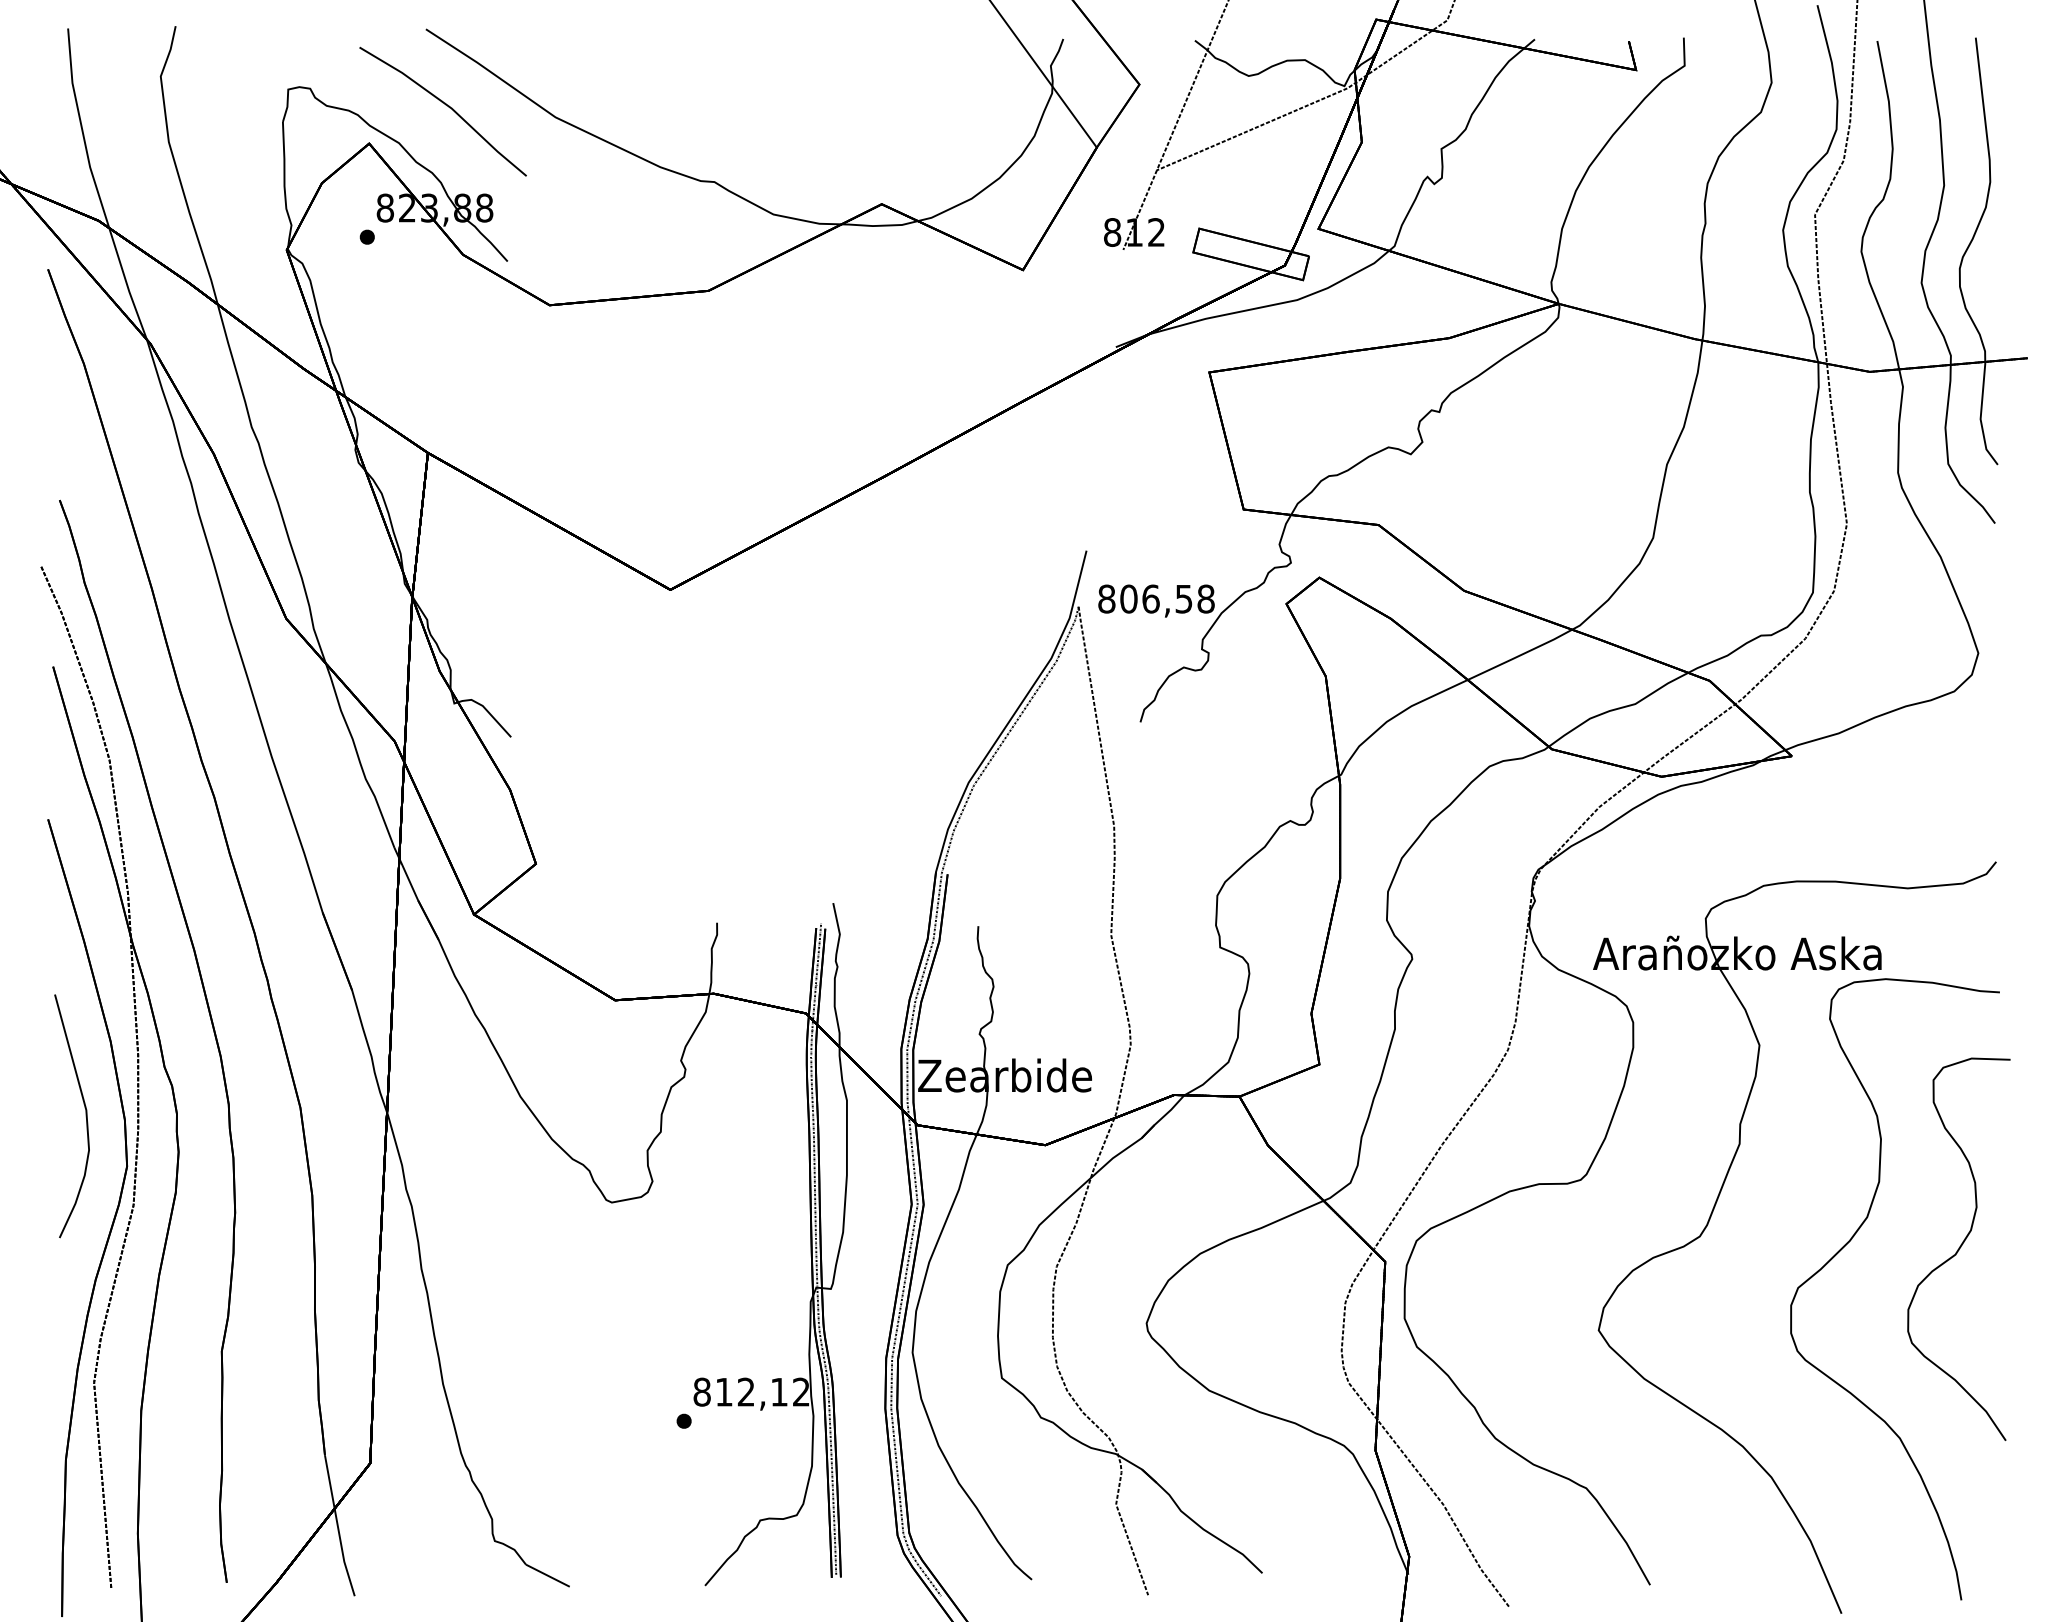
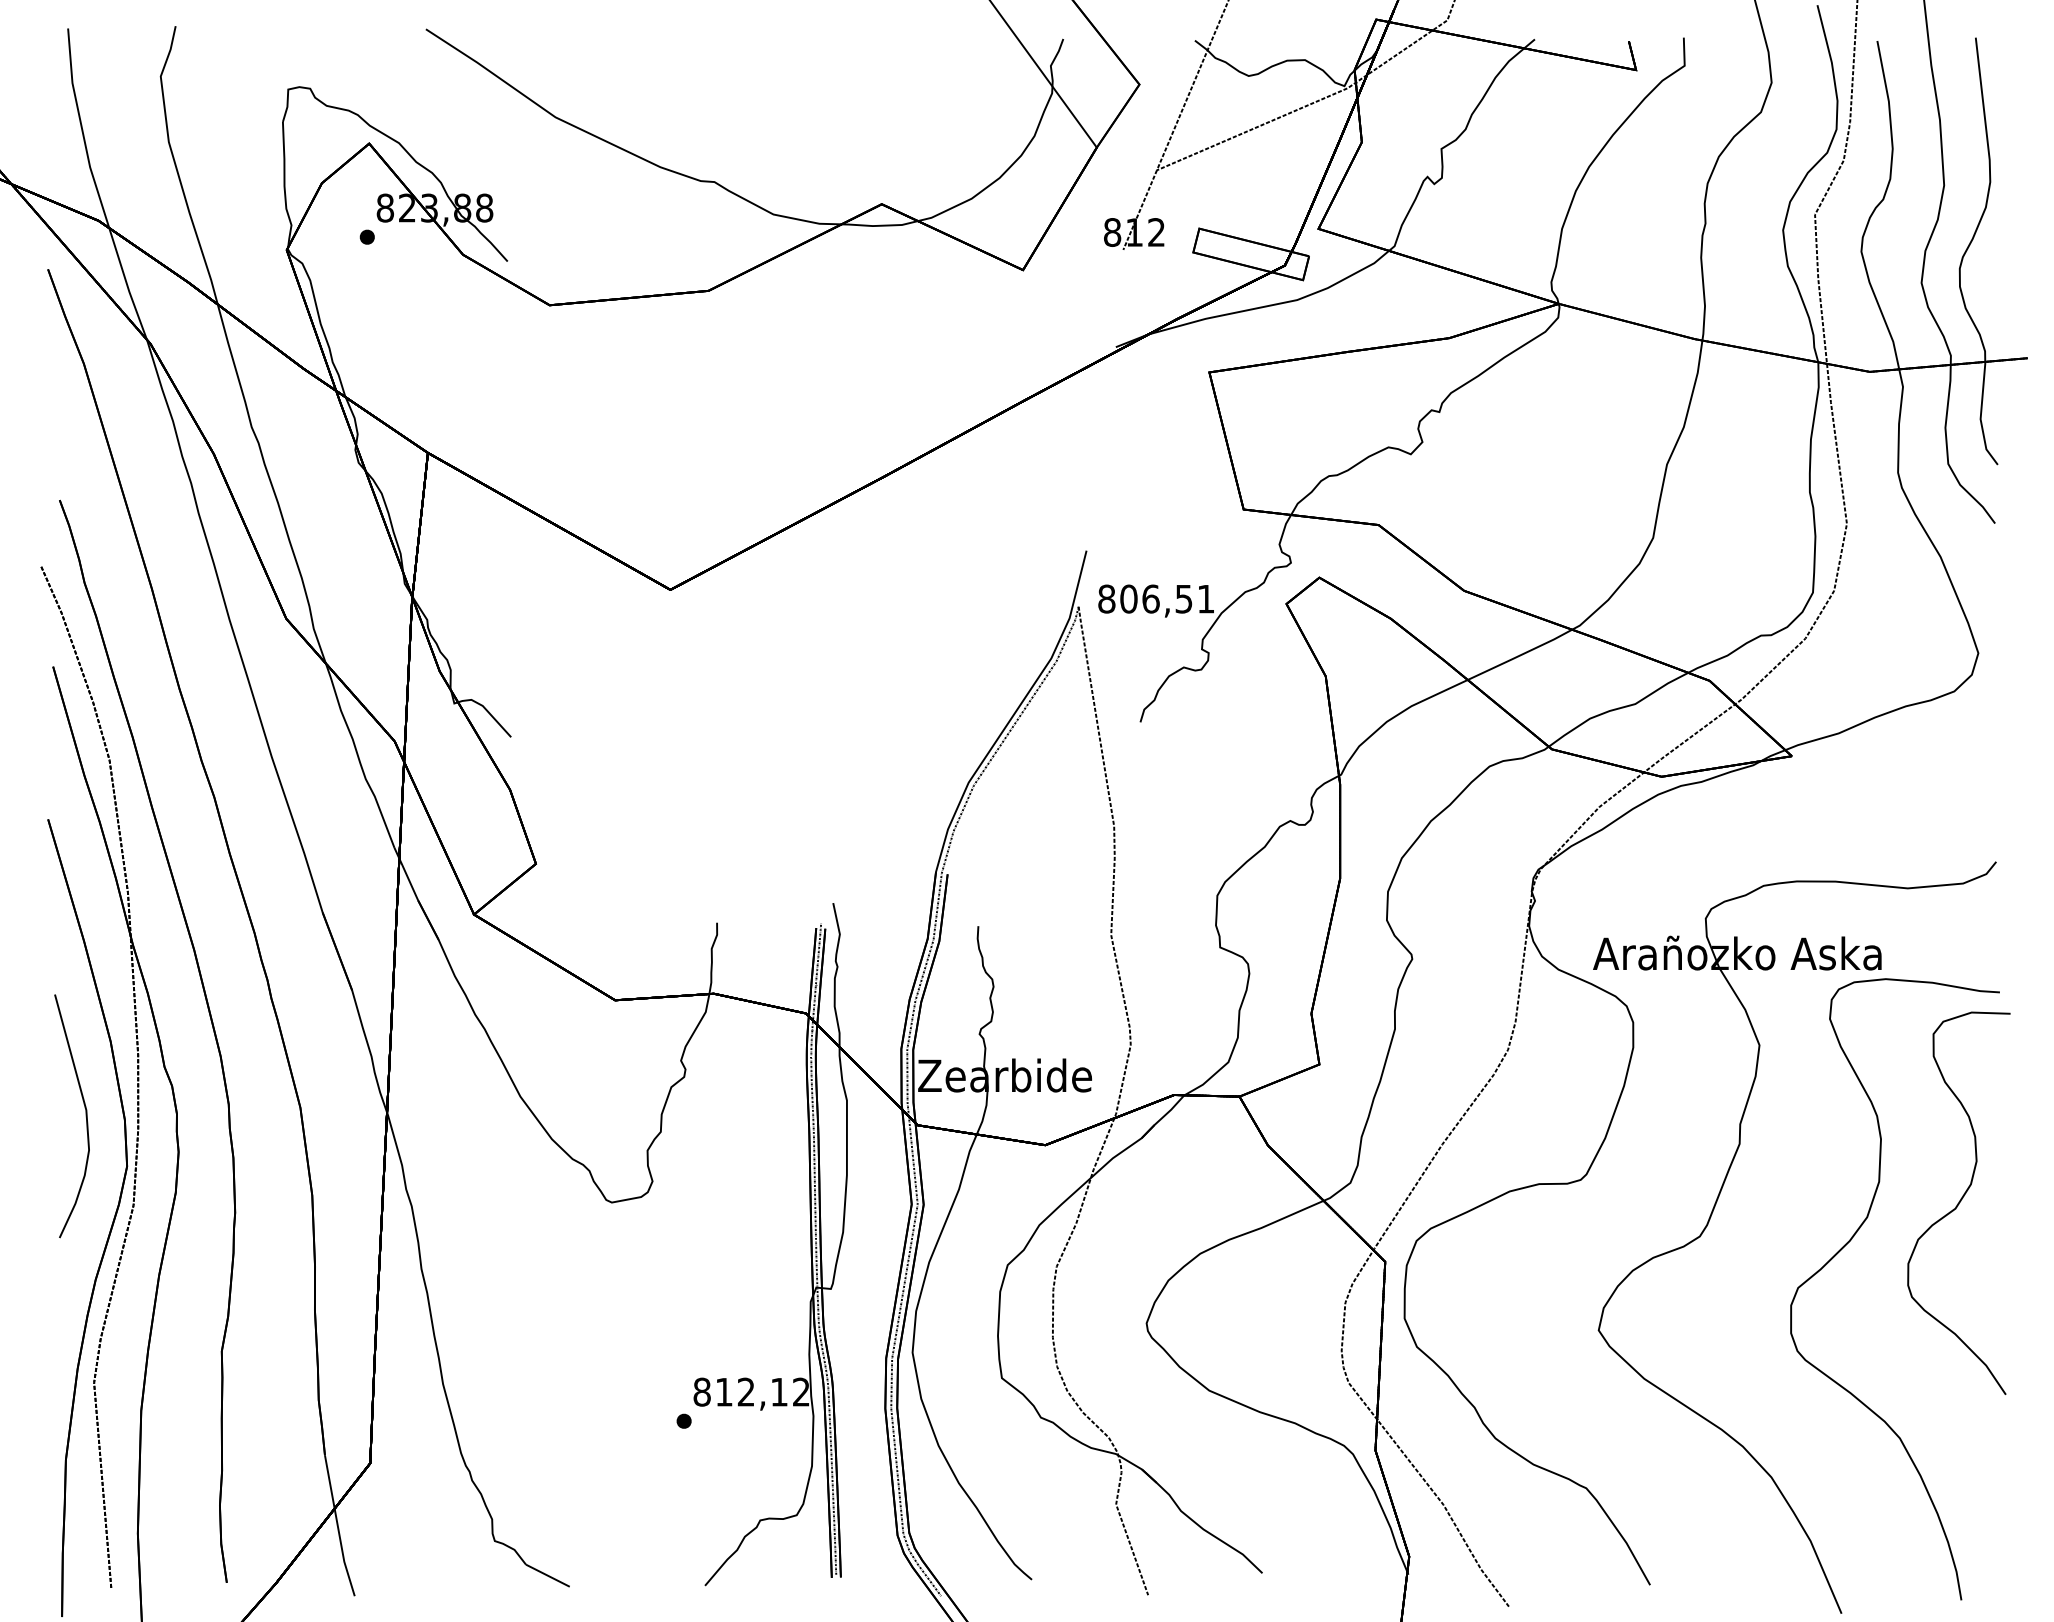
line: present -> none (445, 105)
text: 806,58 -> 806,51 (1205, 598)
curve position: (1958, 1248) -> (1958, 1202) (1958, 1202)
